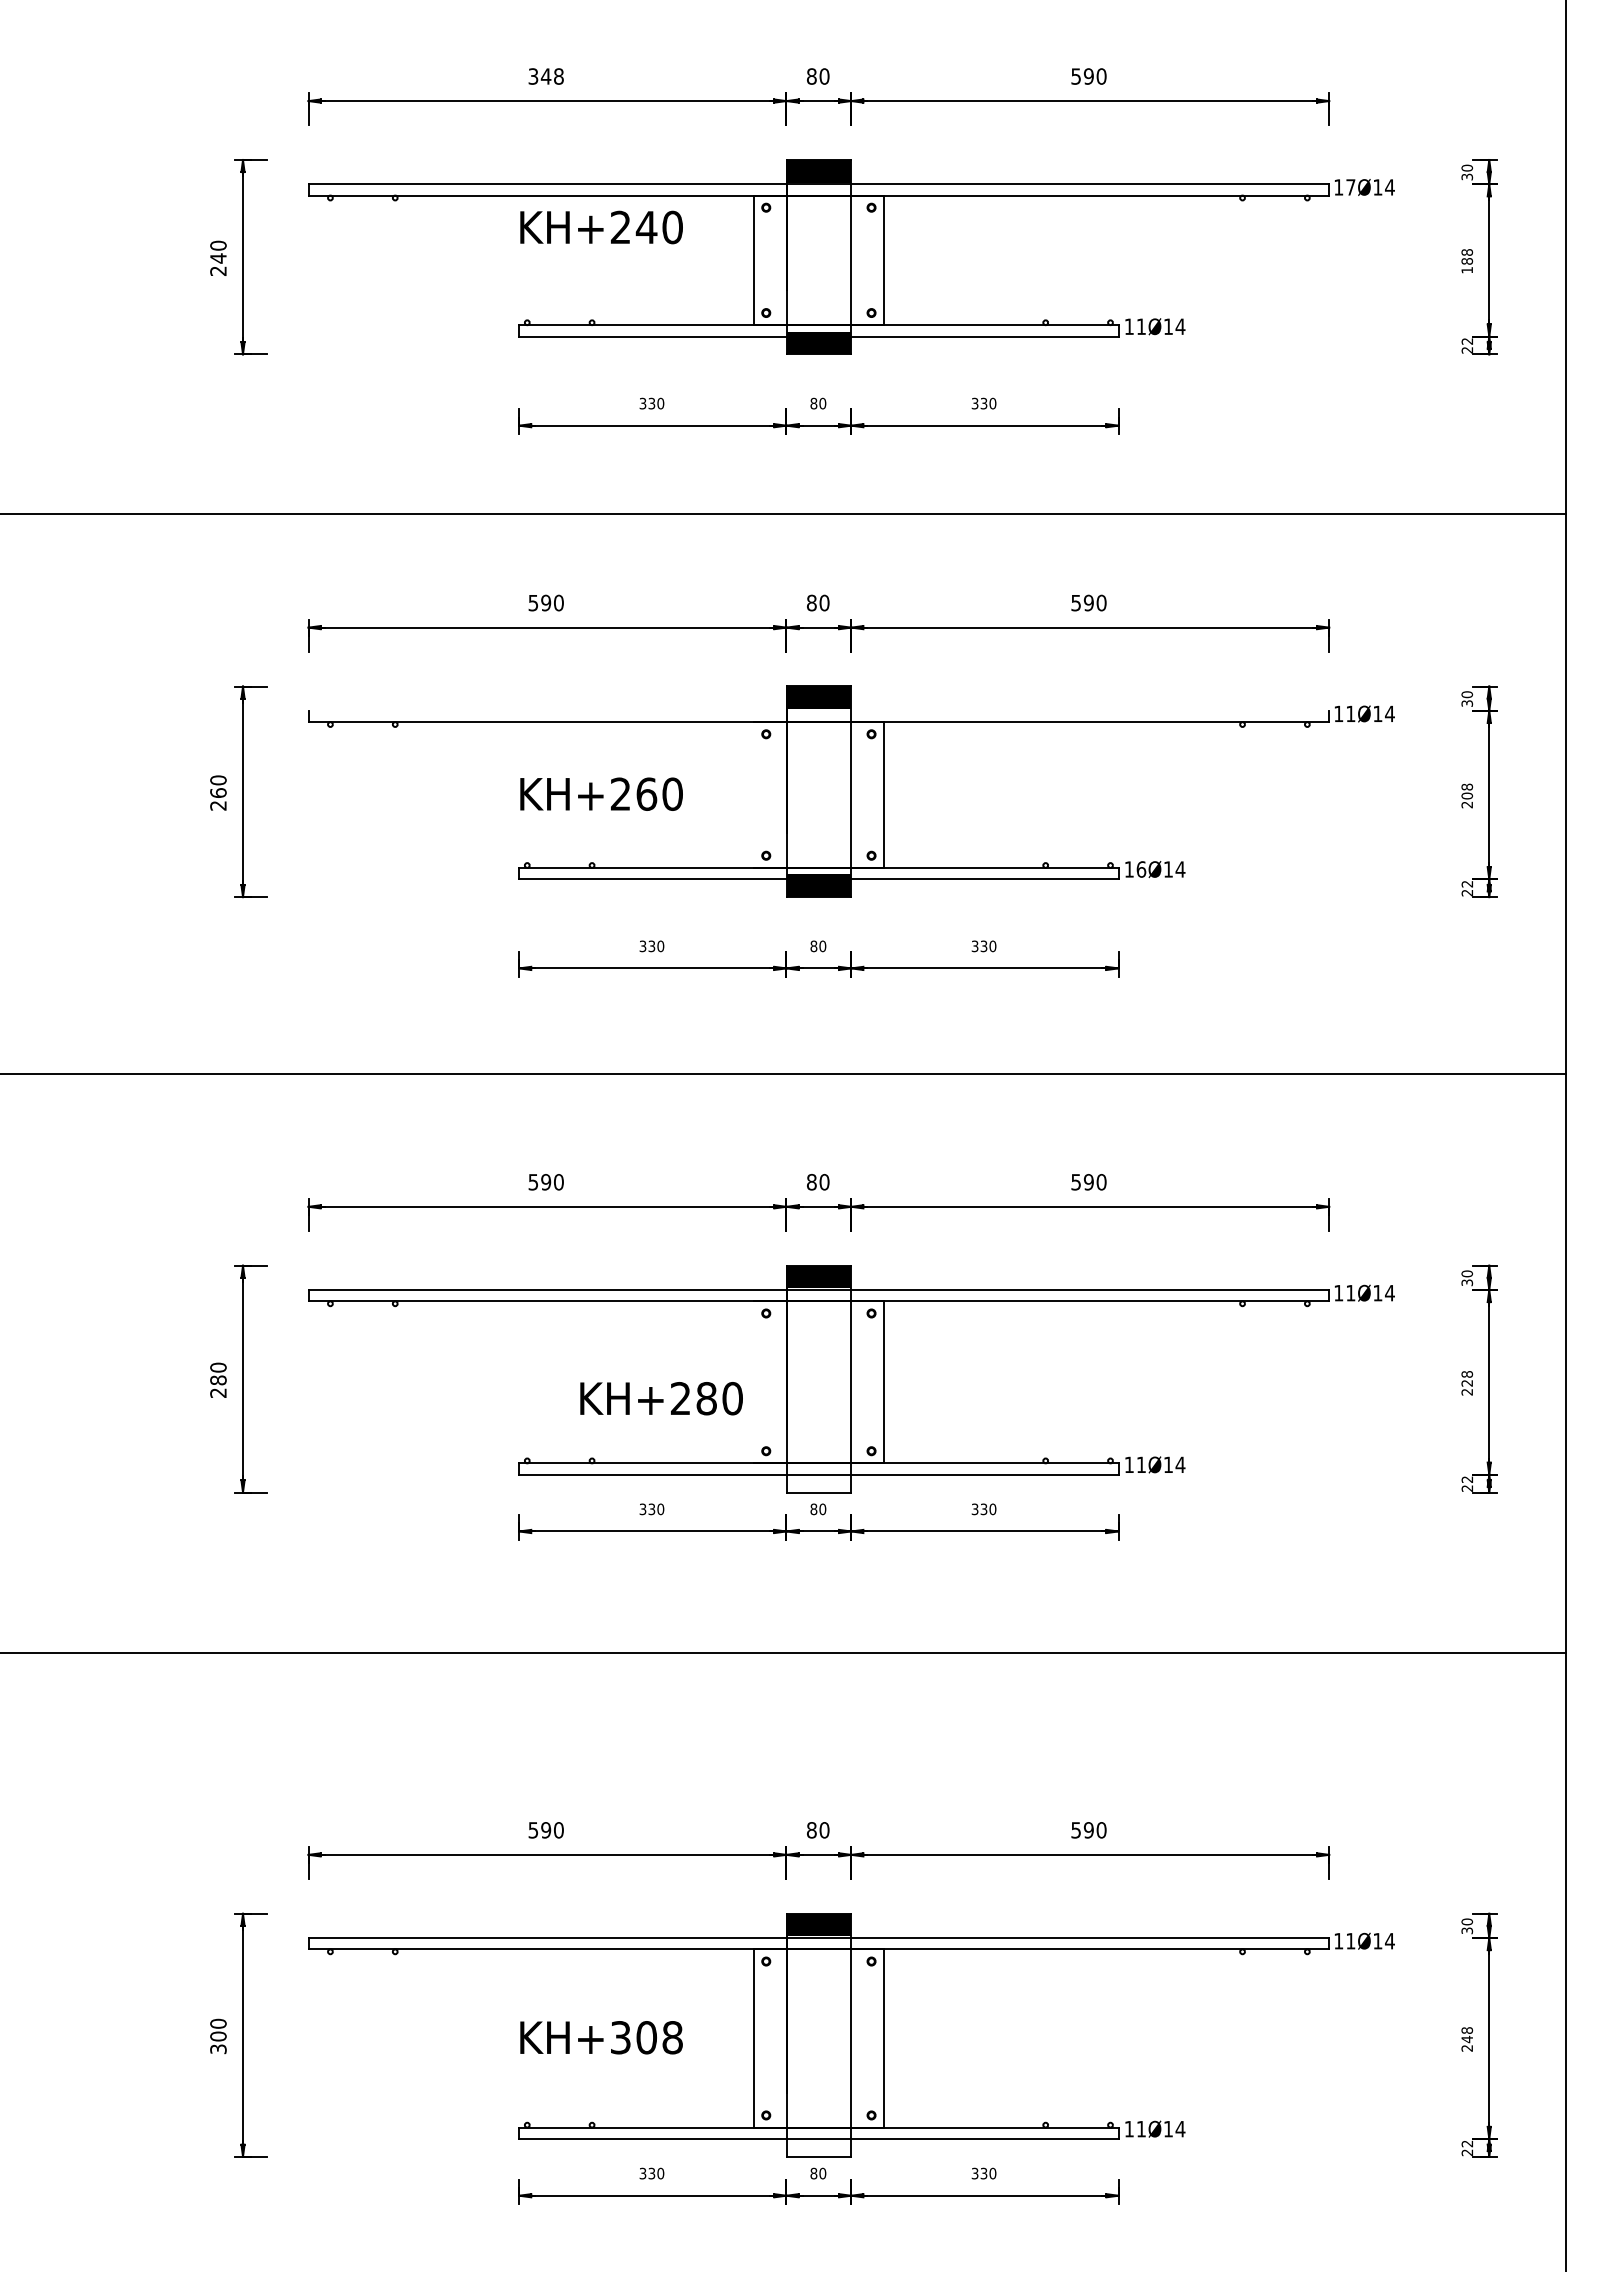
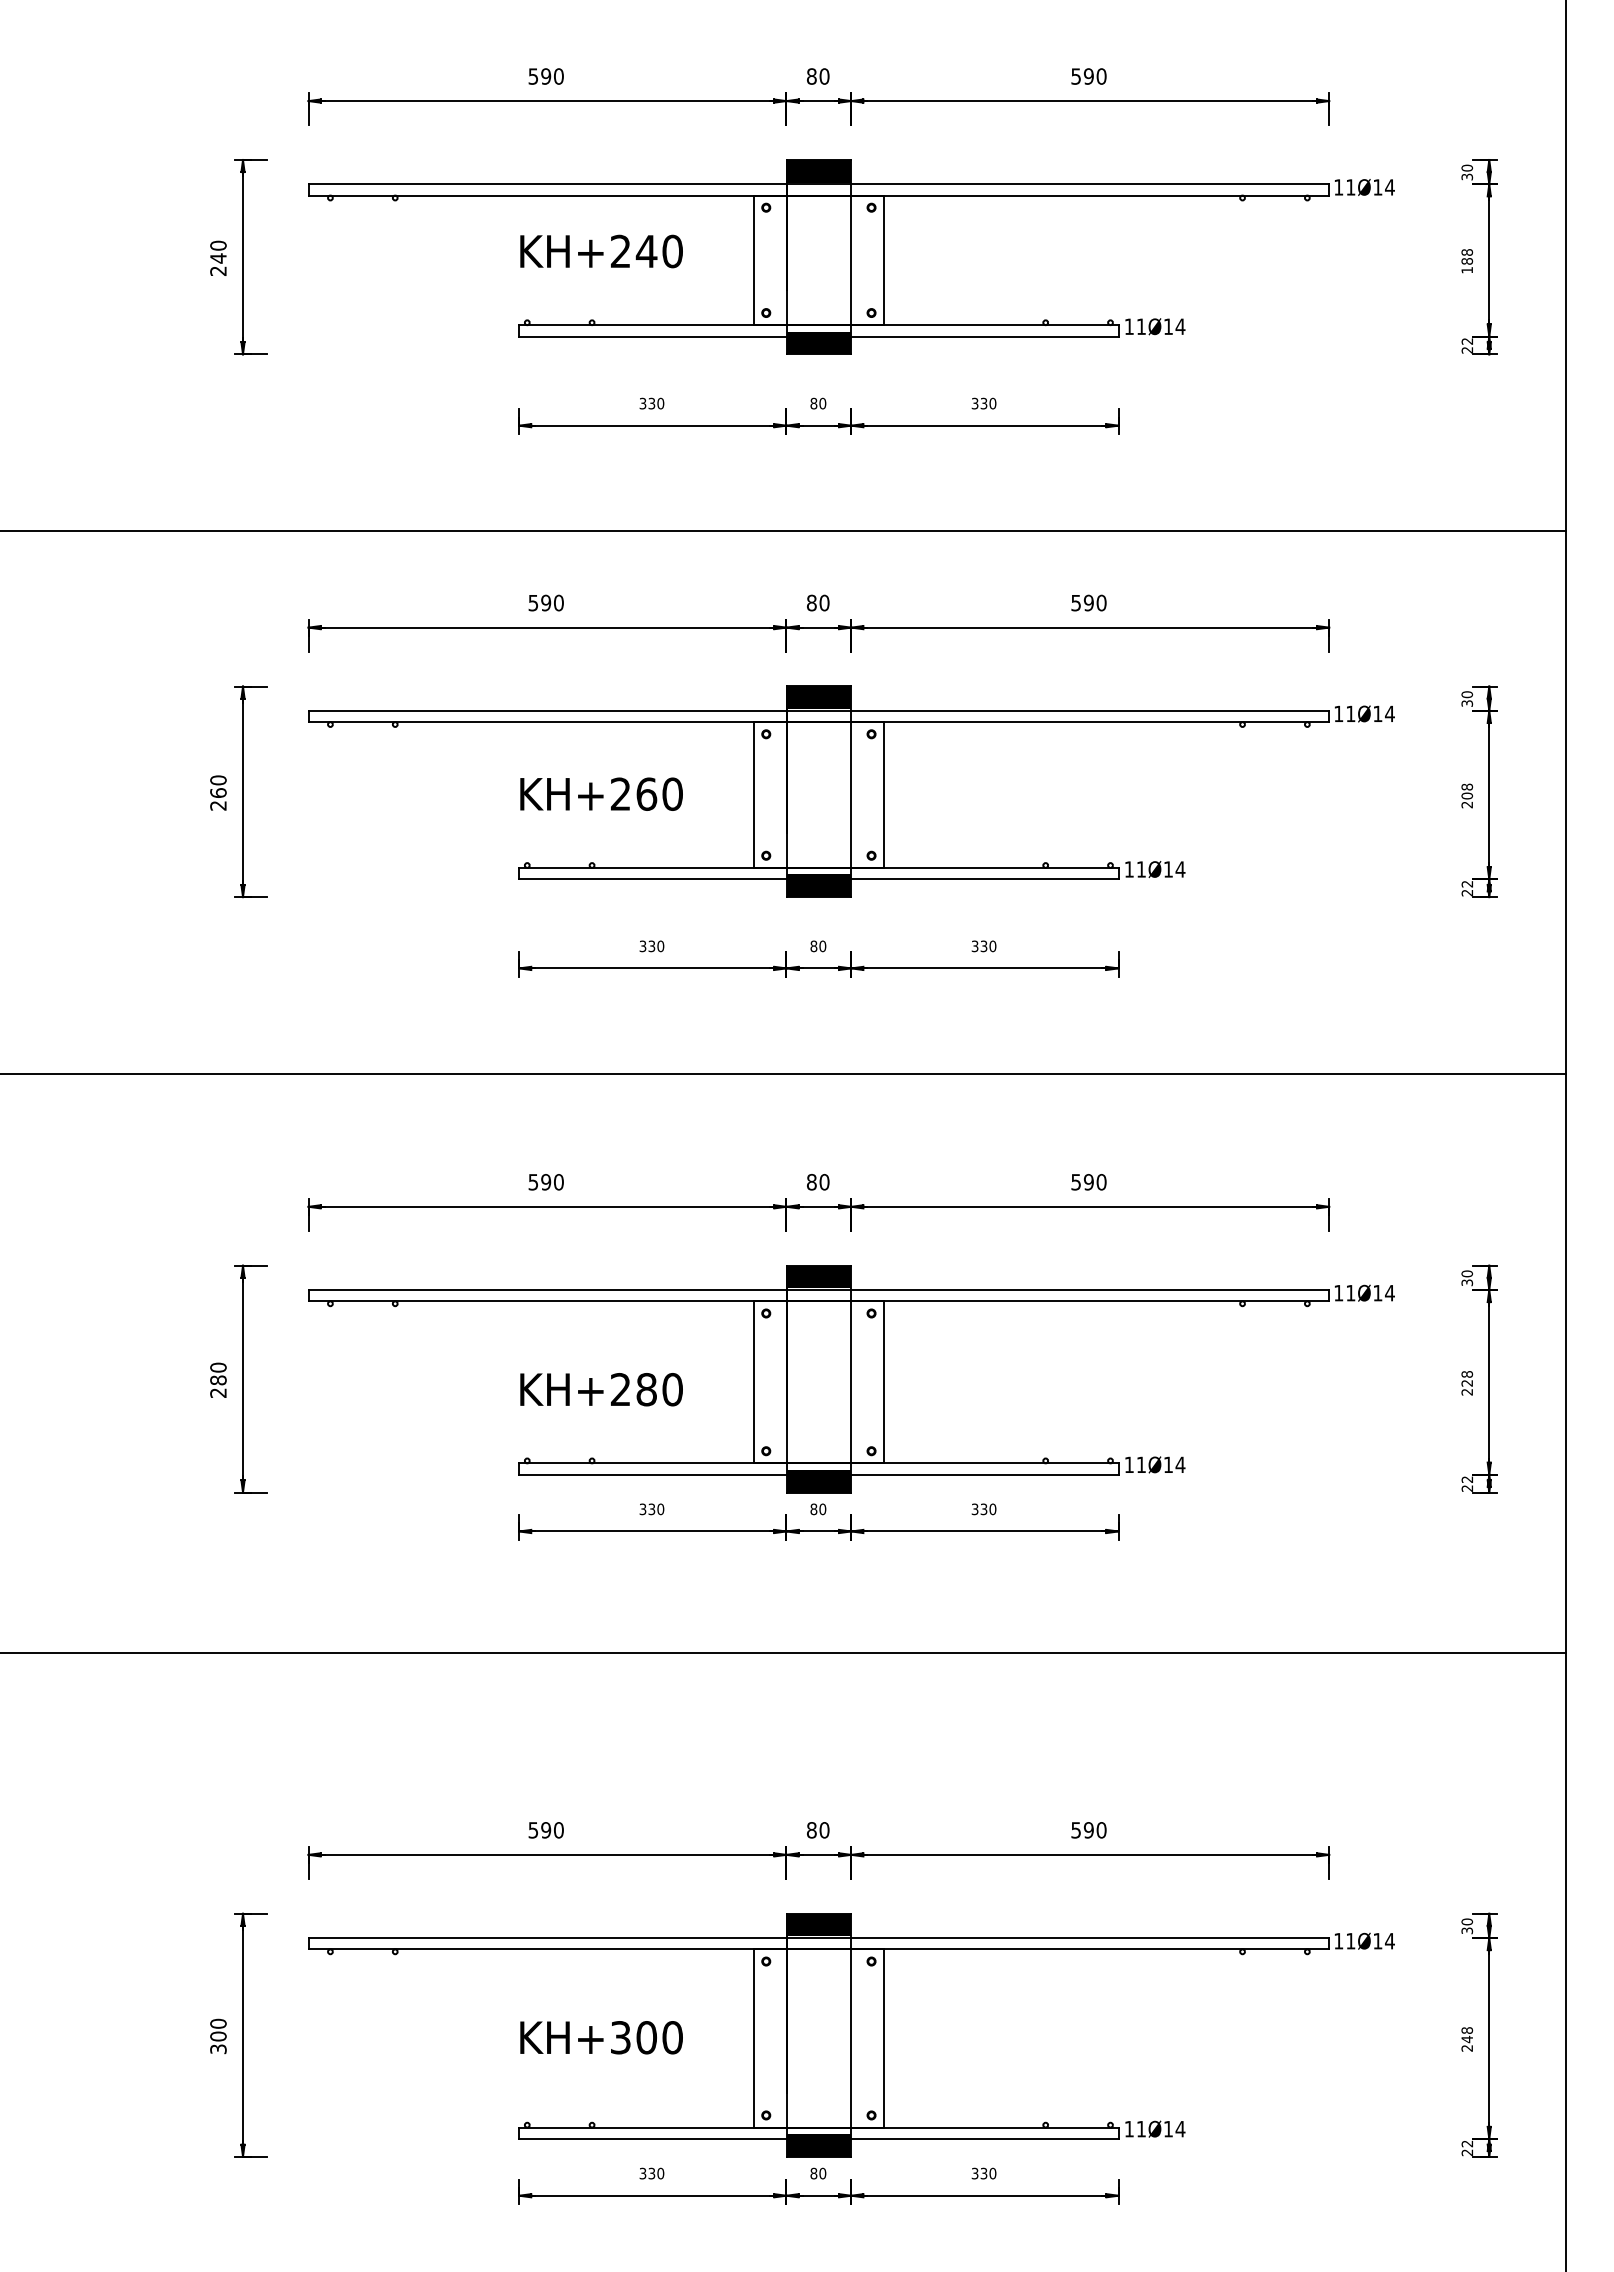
text: 348 -> 590 (546, 76)
text: 17Ø14 -> 11Ø14 (1350, 187)
text position: (601, 227) -> (601, 251) (601, 251)
line position: (783, 514) -> (783, 531) (783, 531)
line: none -> present (818, 710)
line: none -> present (754, 794)
text: 16Ø14 -> 11Ø14 (1141, 869)
line: none -> present (754, 1382)
text position: (661, 1398) -> (601, 1389) (601, 1389)
fill: none -> present (818, 1480)
text: KH+308 -> KH+300 (672, 2037)
fill: none -> present (818, 2145)
